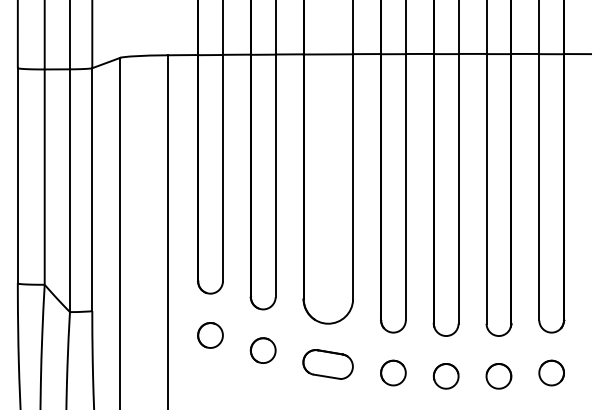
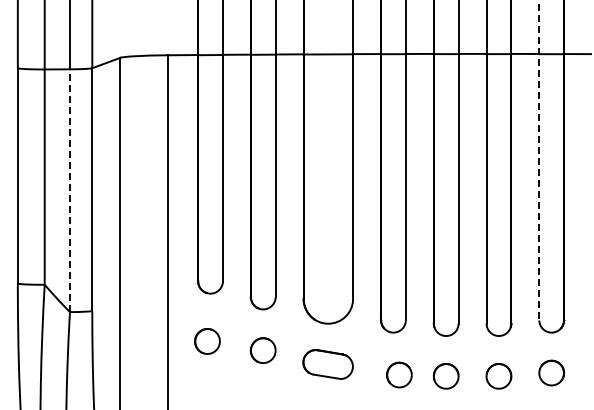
line: solid -> dashed (539, 160)
line: solid -> dashed (69, 190)
part position: (210, 335) -> (207, 341) (207, 341)
part position: (393, 372) -> (399, 374) (399, 374)
